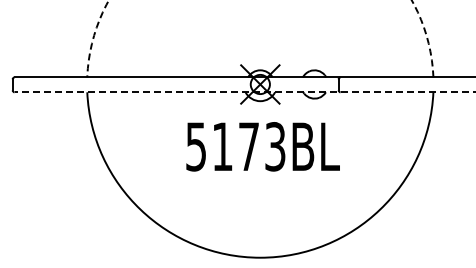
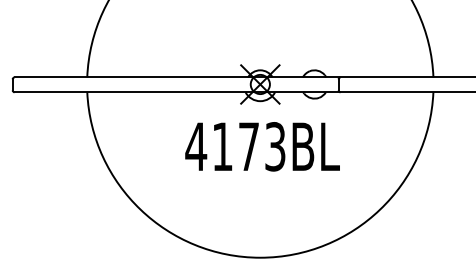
arc: dashed -> solid (109, 0)
line: dashed -> solid (244, 92)
text: 5173BL -> 4173BL (196, 146)
